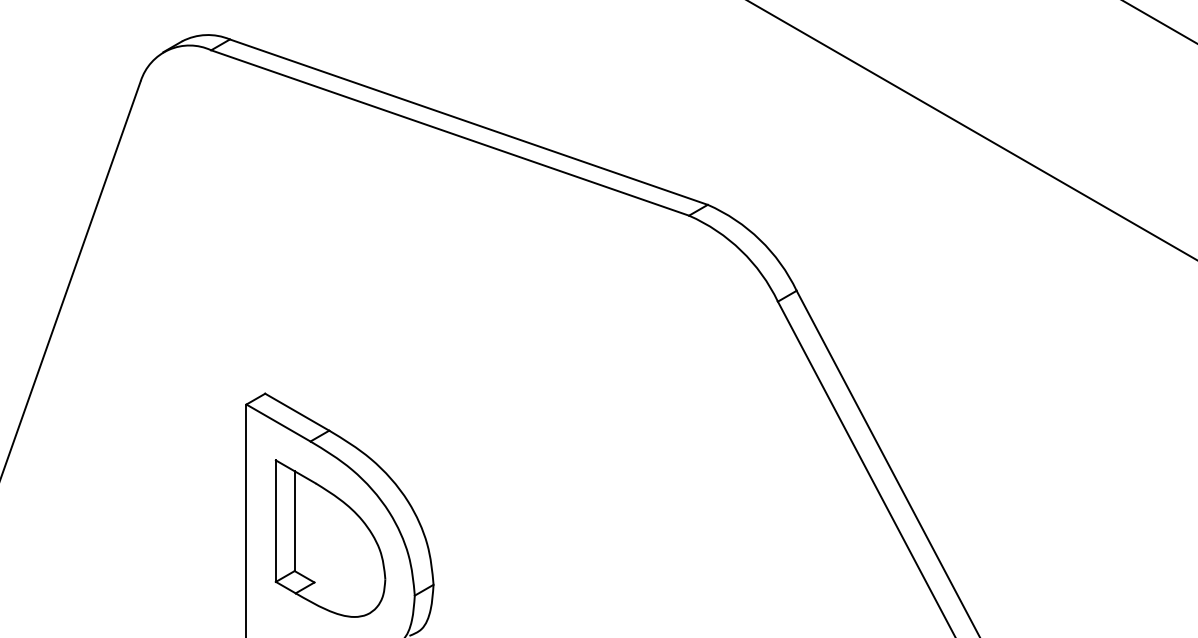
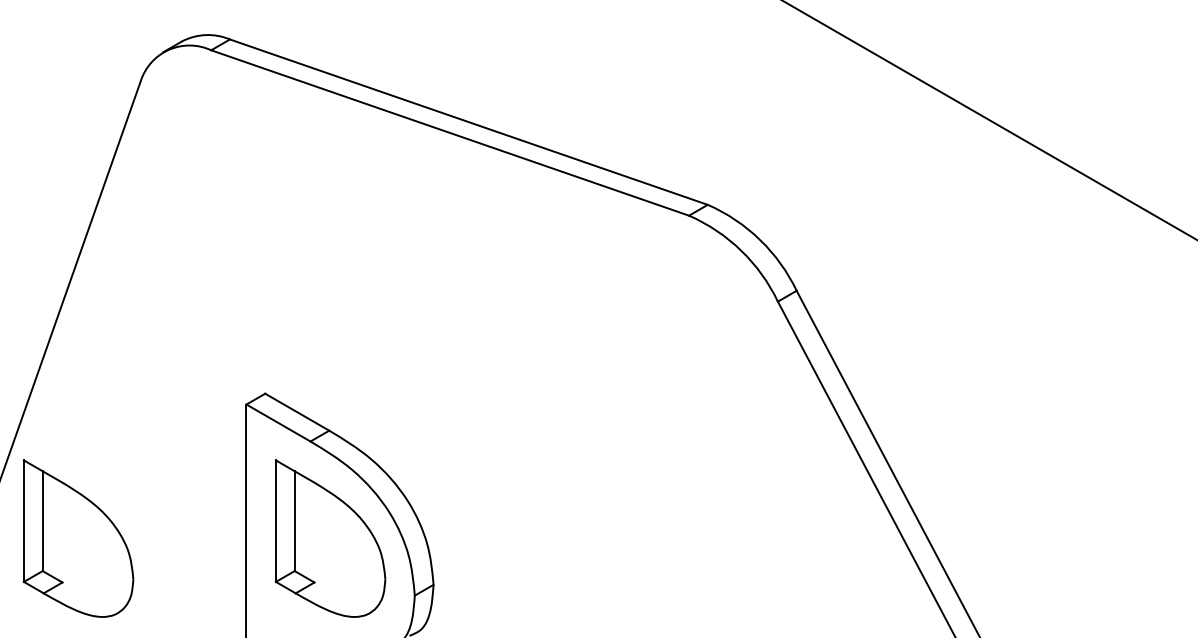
line: present -> none (1159, 22)
line position: (972, 130) -> (989, 120) (989, 120)
part: none -> present (78, 538)
